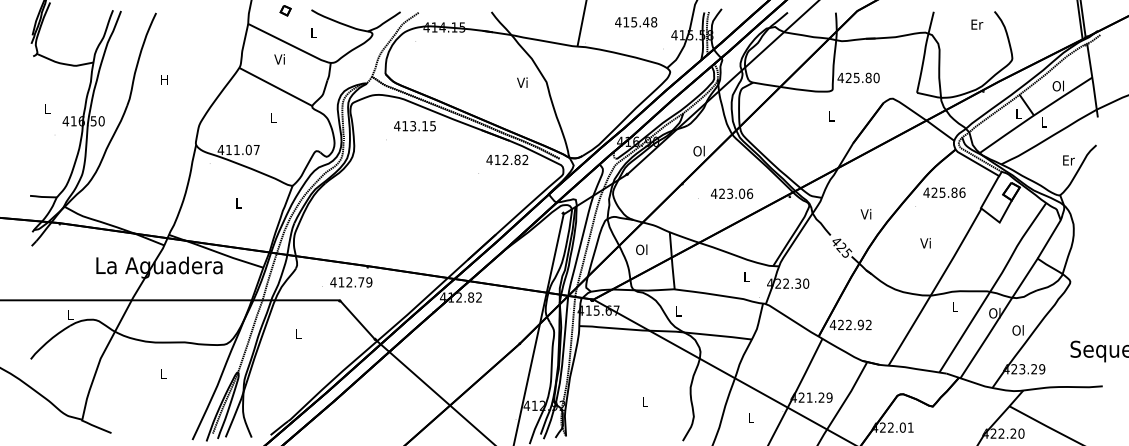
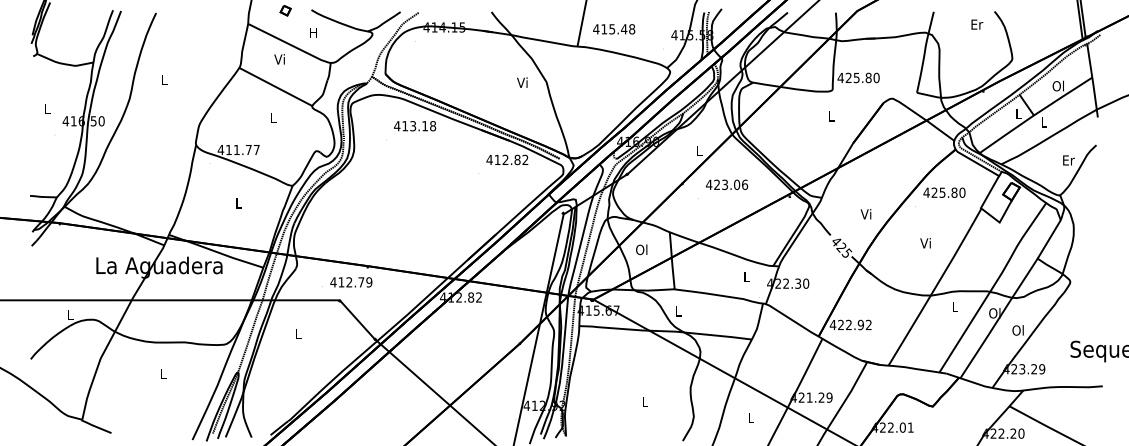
text position: (636, 22) -> (614, 29) (614, 29)
text: L -> H (313, 32)
text: H -> L (164, 79)
text: 413.15 -> 413.18 (433, 126)
text: 411.07 -> 411.77 (248, 149)
text: Ol -> L (698, 150)
text: 425.86 -> 425.80 (962, 192)
text position: (731, 193) -> (726, 184) (726, 184)
